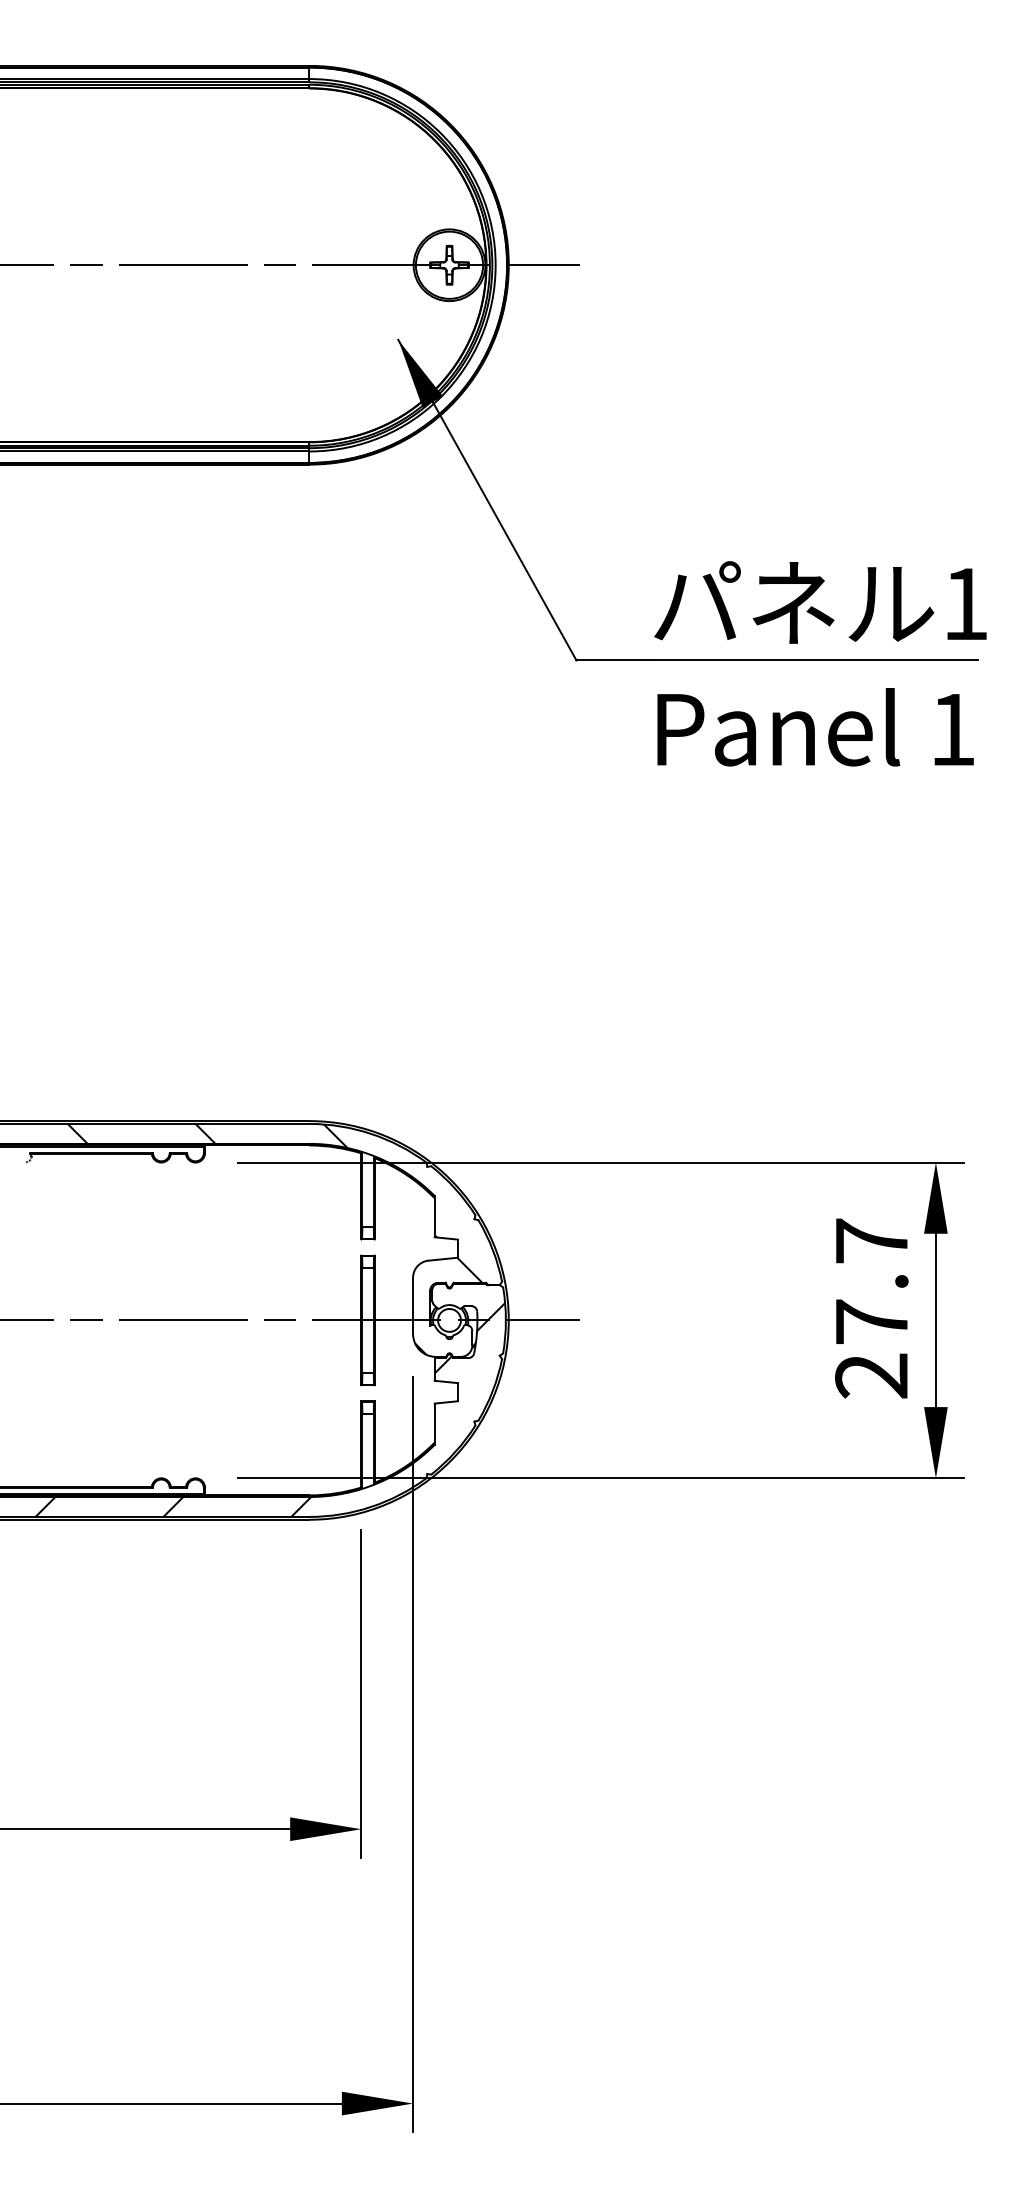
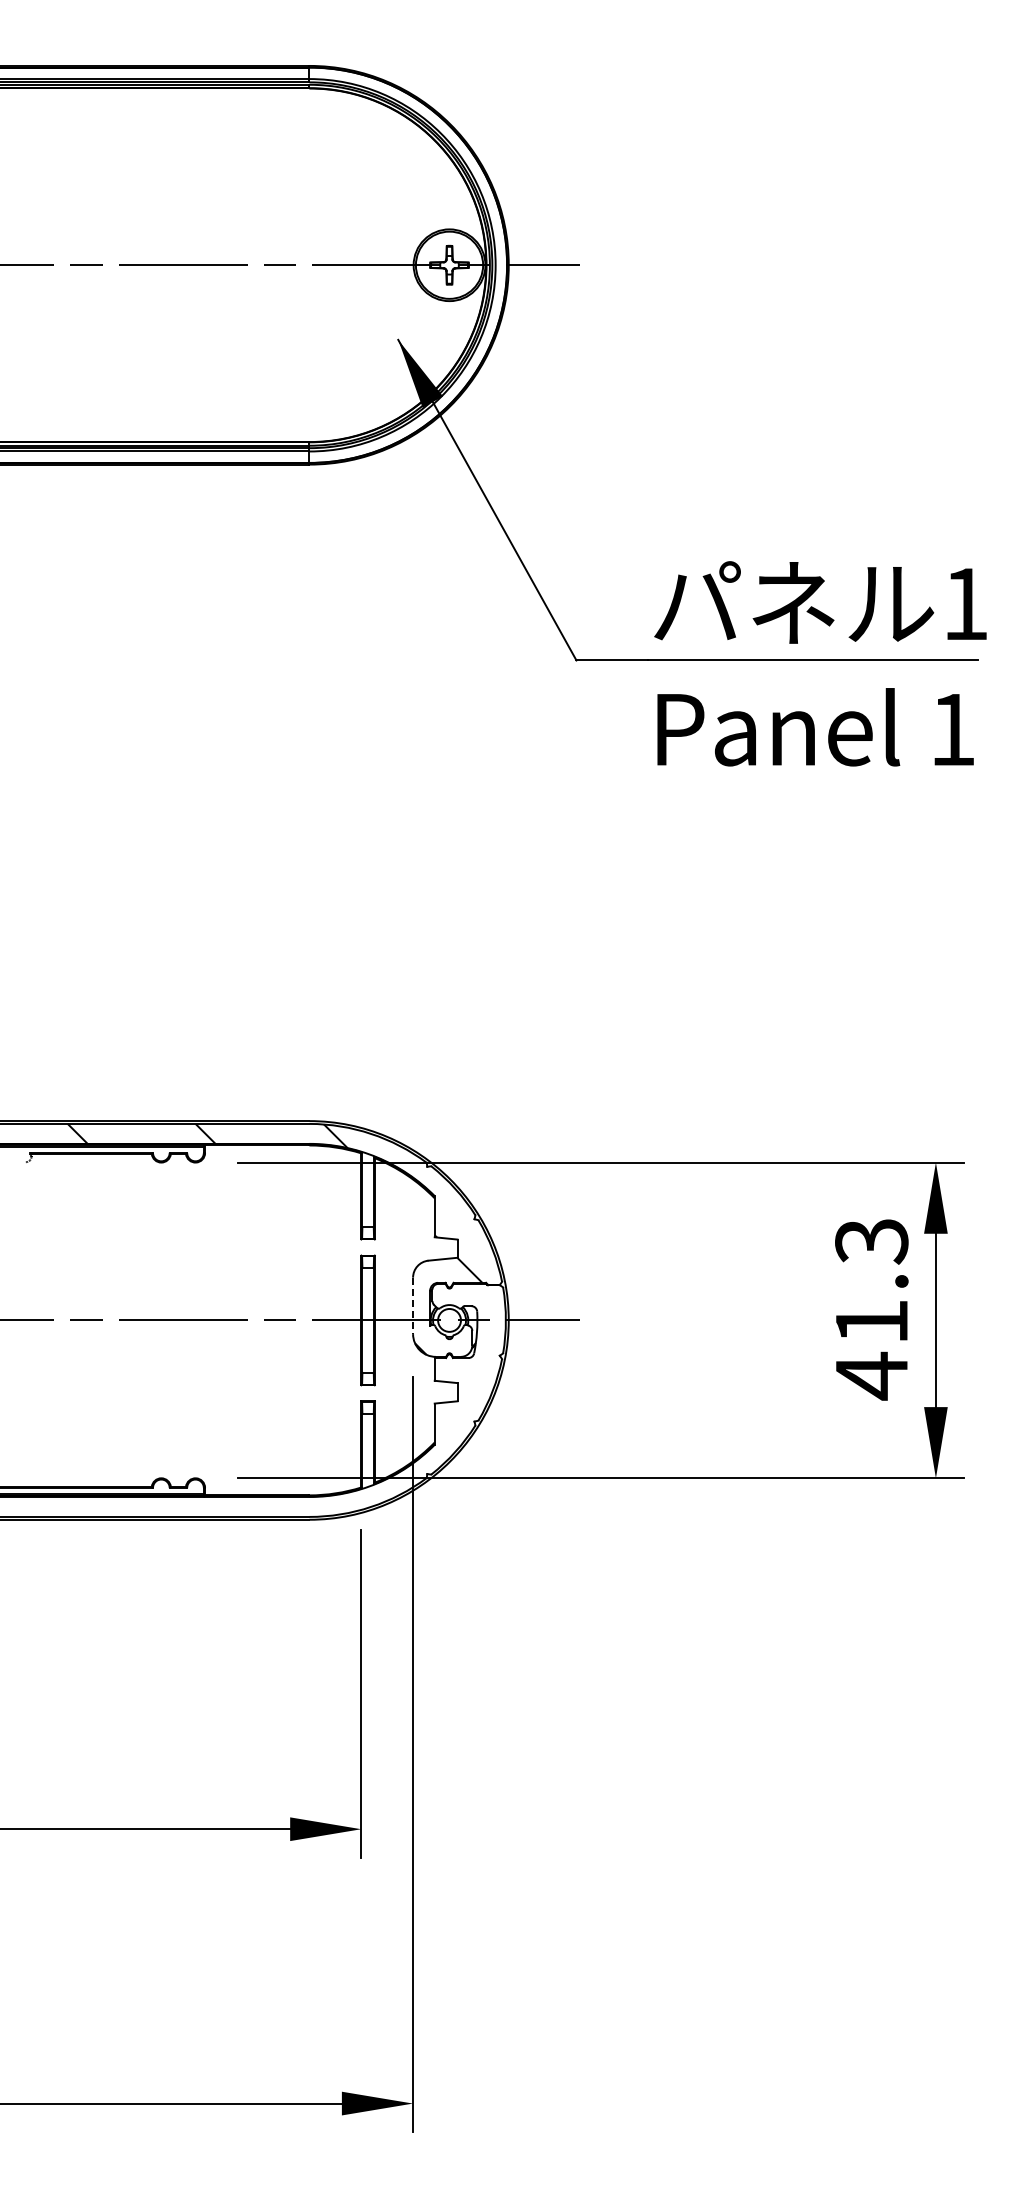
line: solid -> dashed (413, 1306)
text: 27.7 -> 41.3 (871, 1309)
hatch: present -> none (270, 1409)
